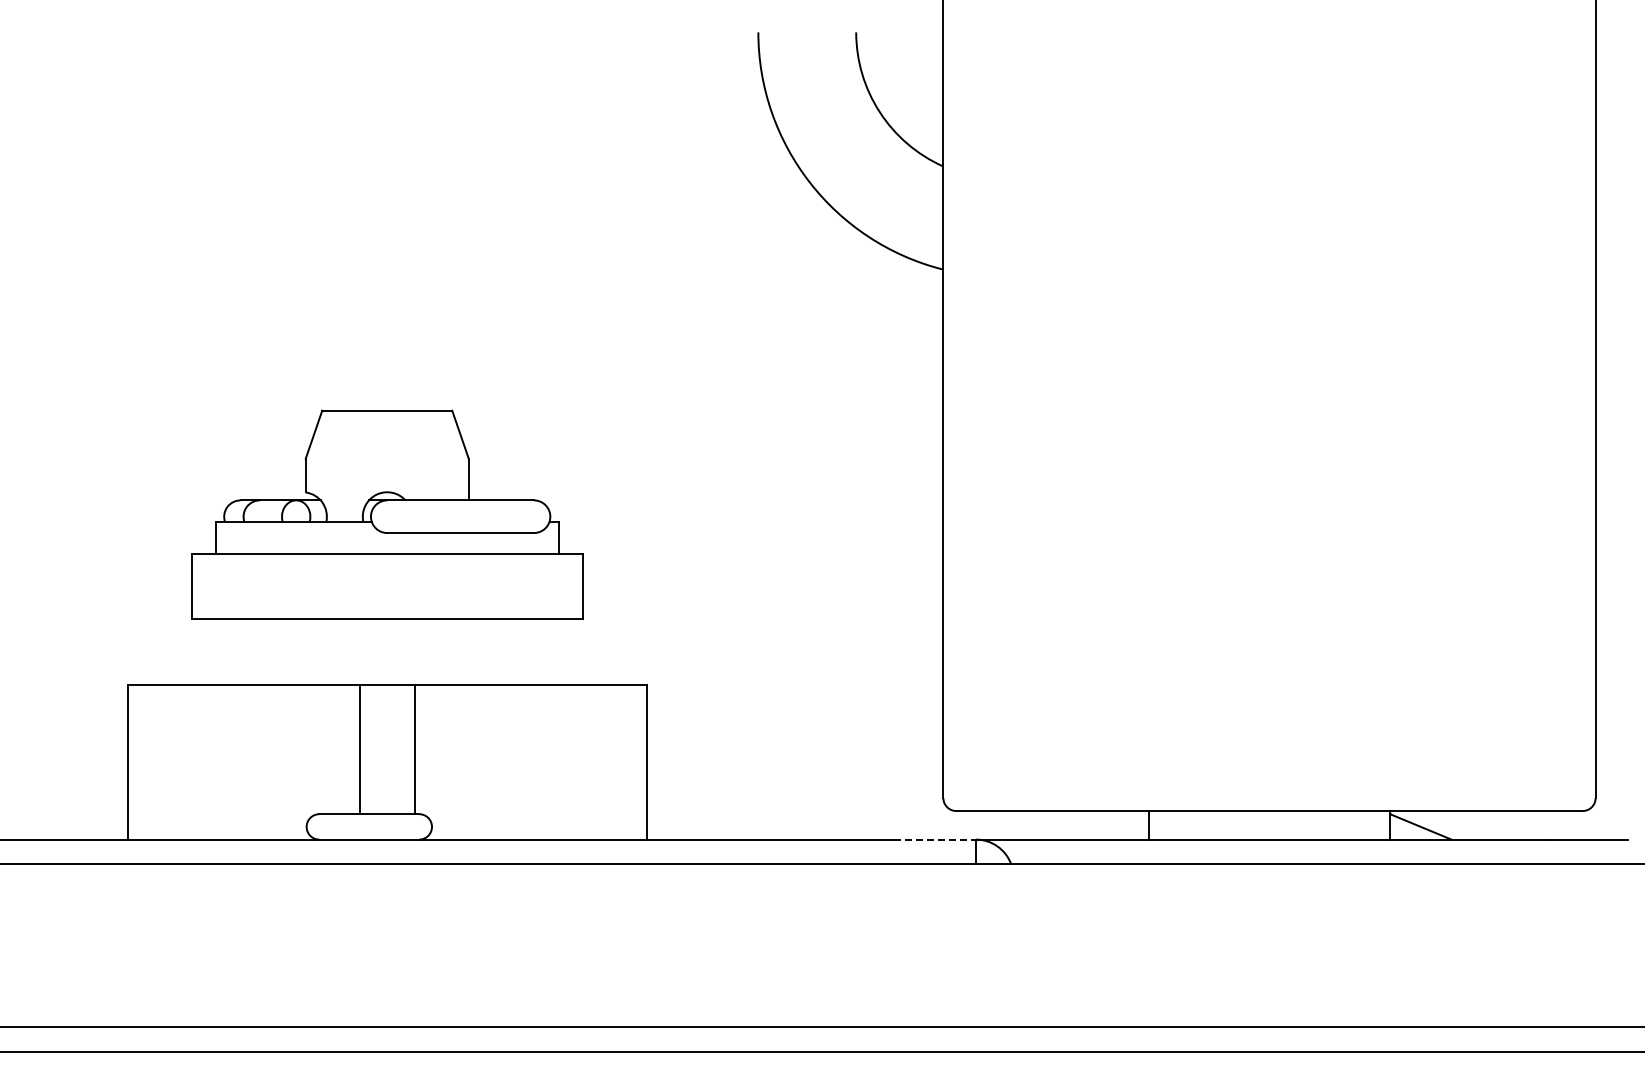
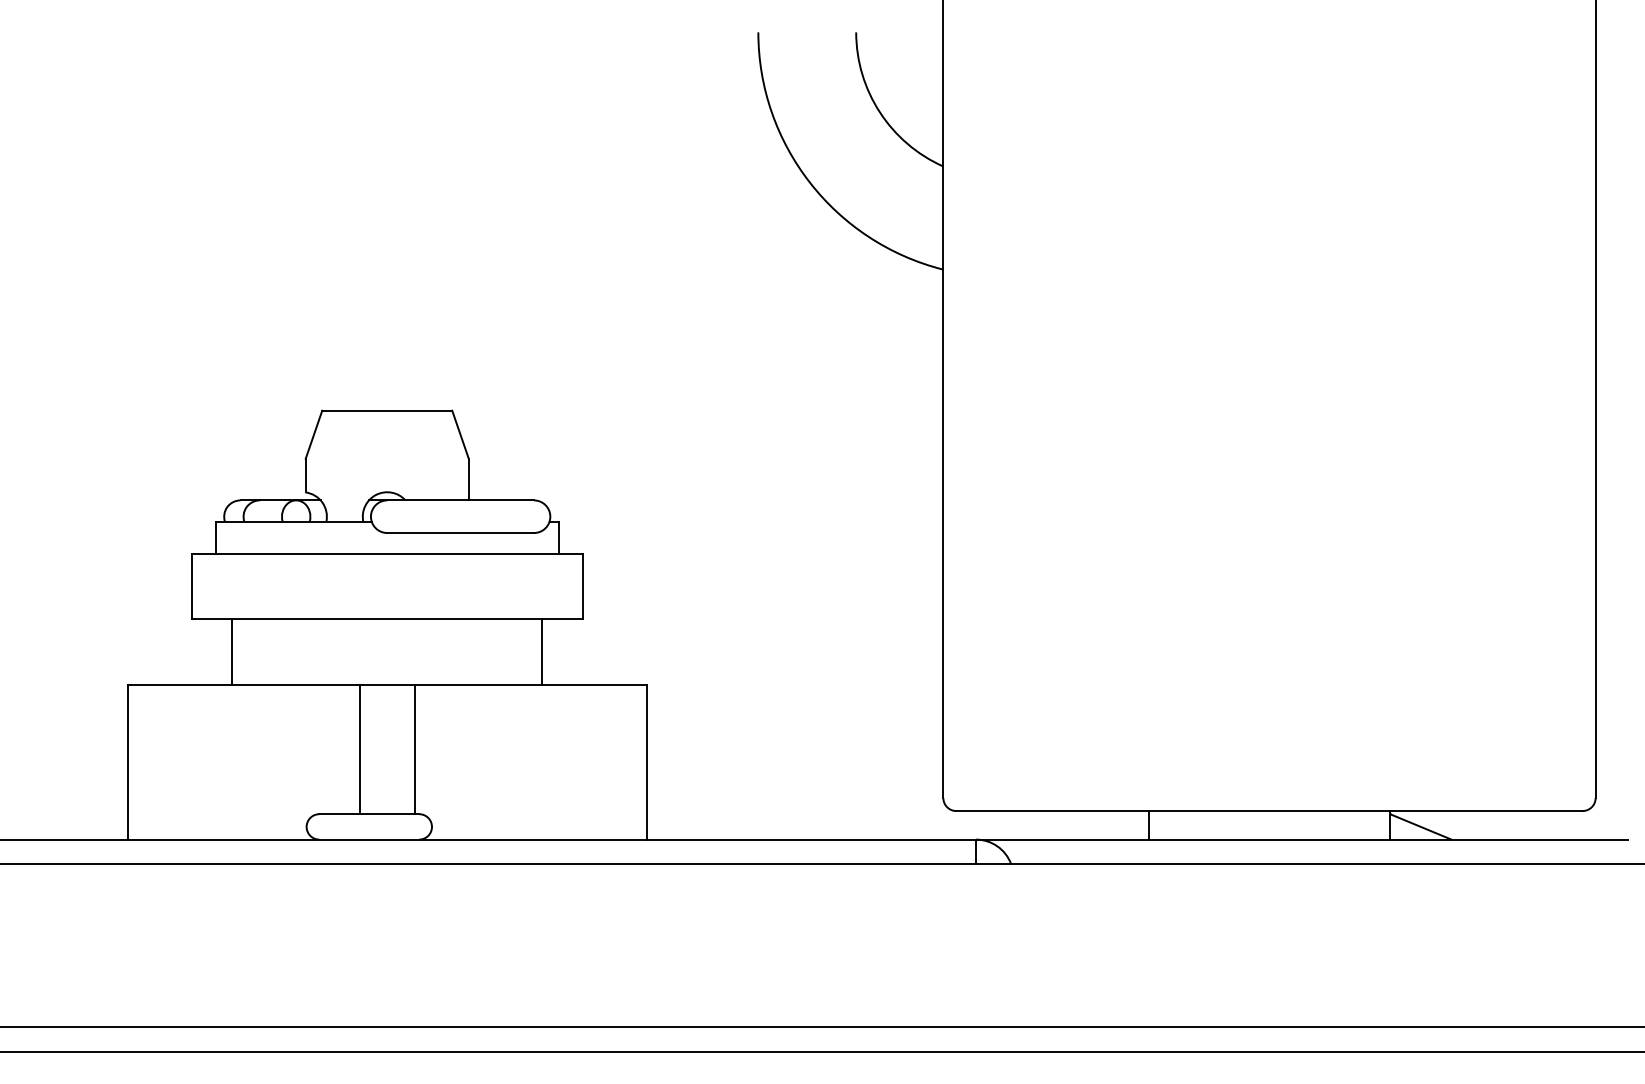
line: none -> present (232, 651)
line: none -> present (542, 651)
line: dashed -> solid (935, 839)
